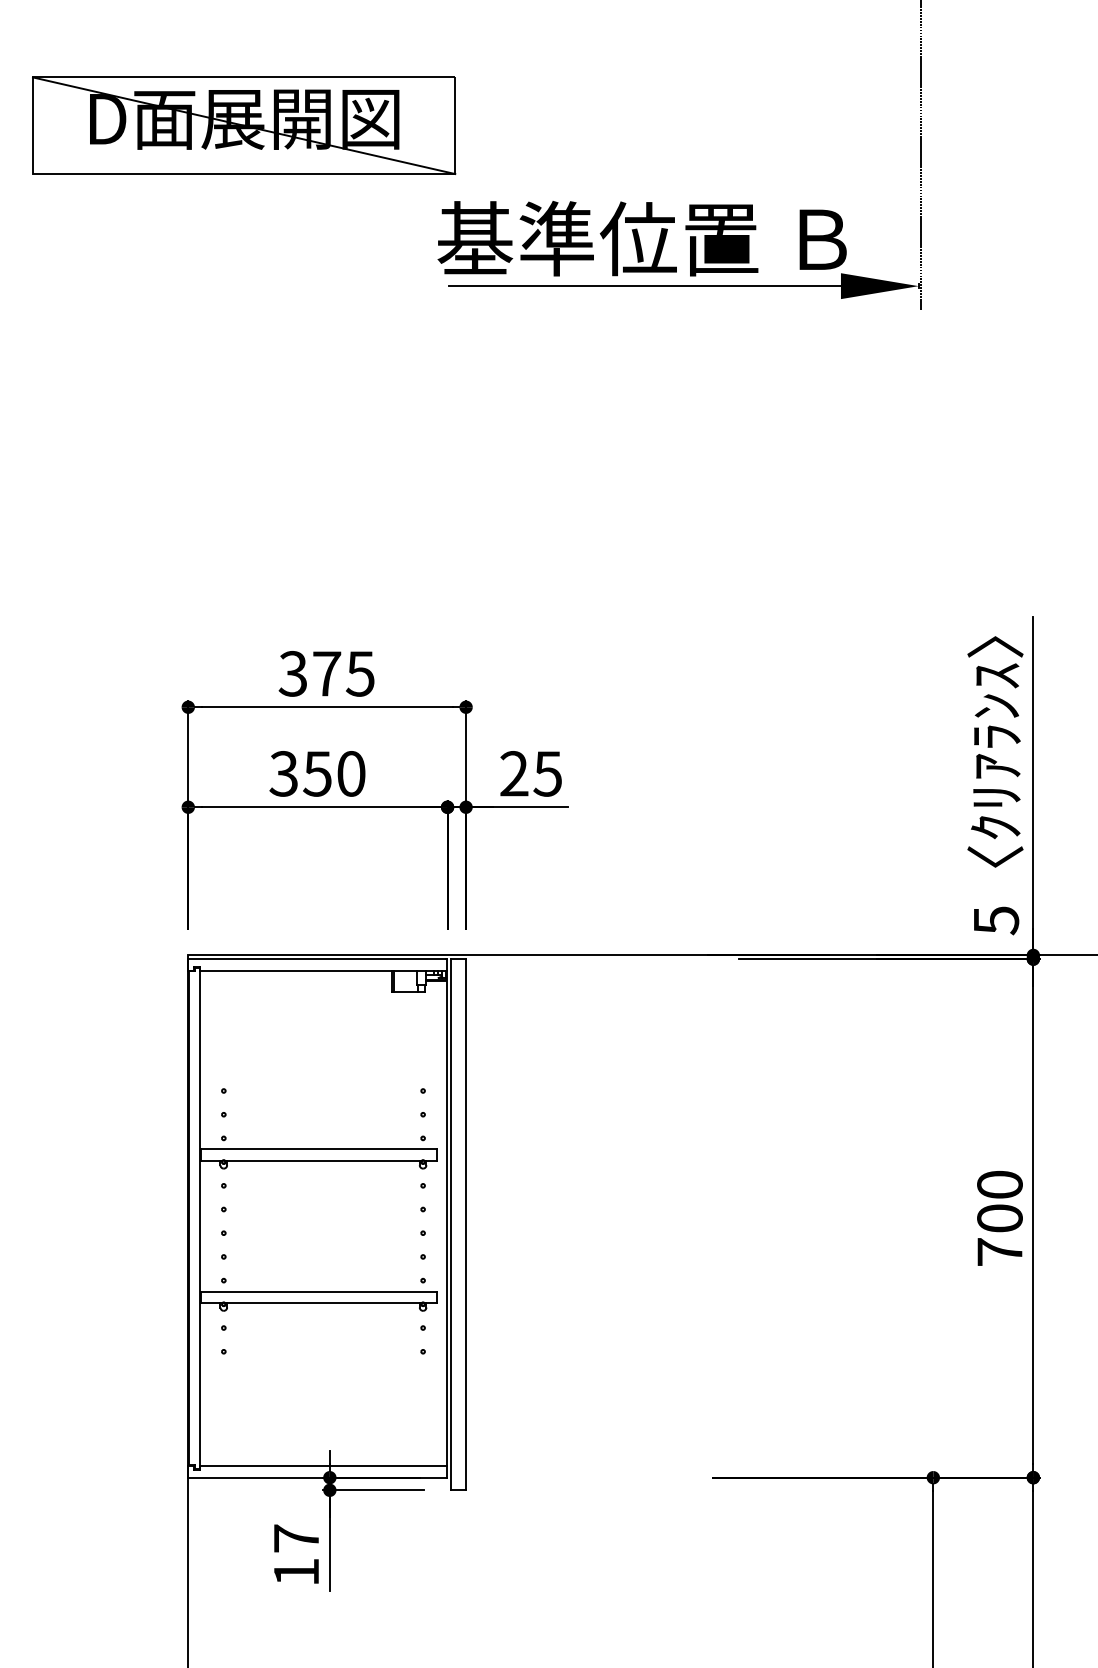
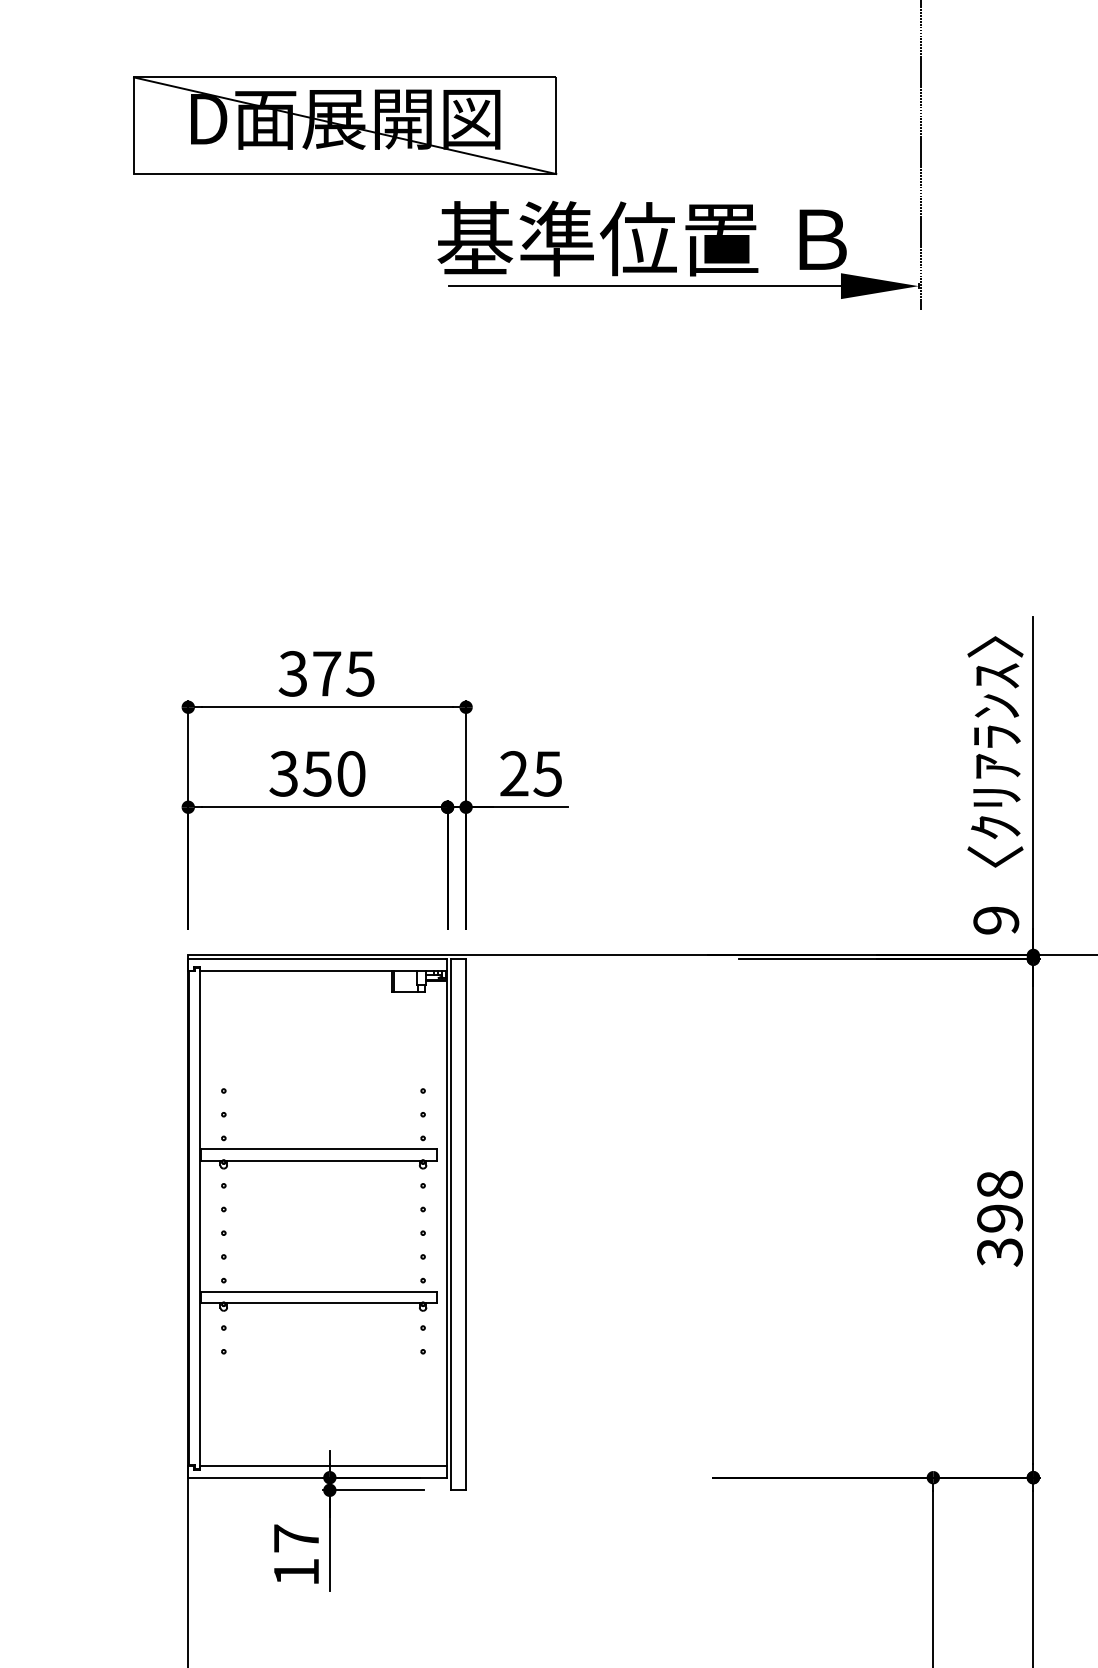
part position: (244, 125) -> (345, 125) (345, 125)
text: 5 -> 9 (996, 920)
text: 700 -> 398 (999, 1218)
